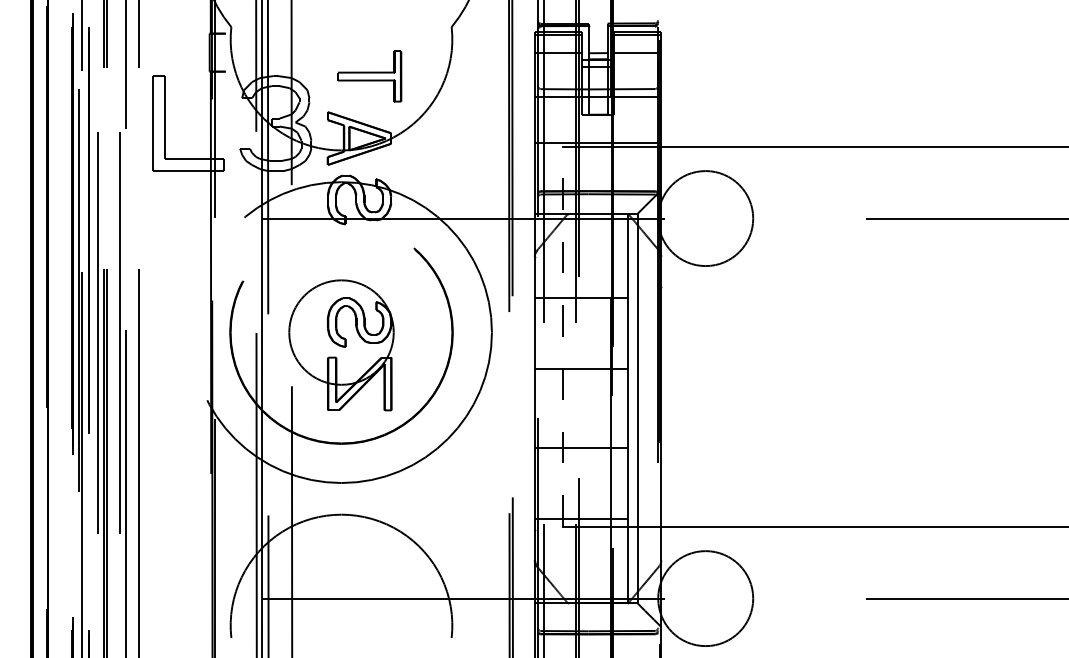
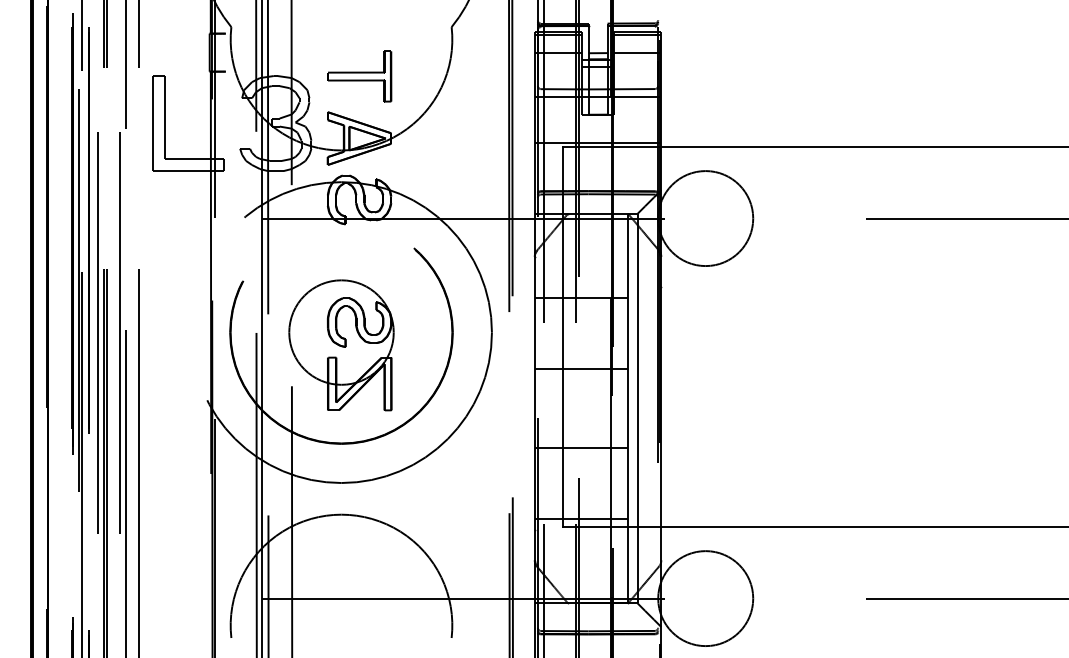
part position: (369, 76) -> (359, 76) (359, 76)
line: dashed -> solid (563, 336)
